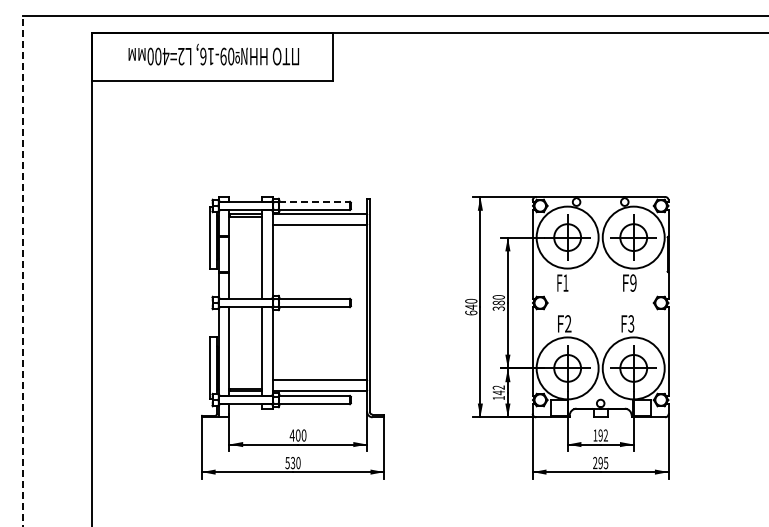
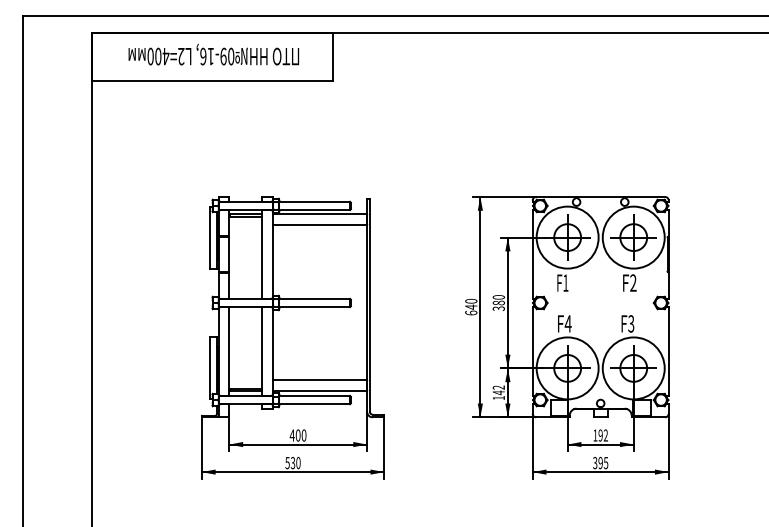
line: dashed -> solid (315, 201)
line: dashed -> solid (23, 270)
text: F9 -> F2 (633, 283)
text: F2 -> F4 (567, 323)
text: 295 -> 395 (595, 463)
